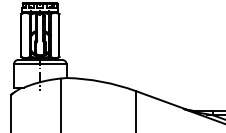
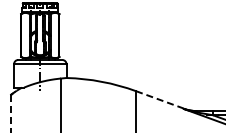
line: solid -> dashed (161, 100)
line: solid -> dashed (11, 113)
